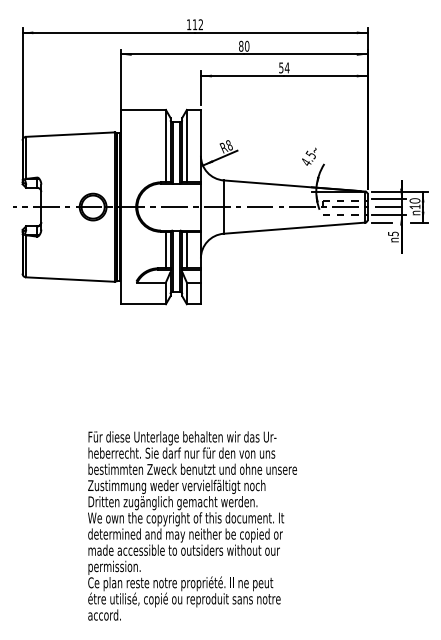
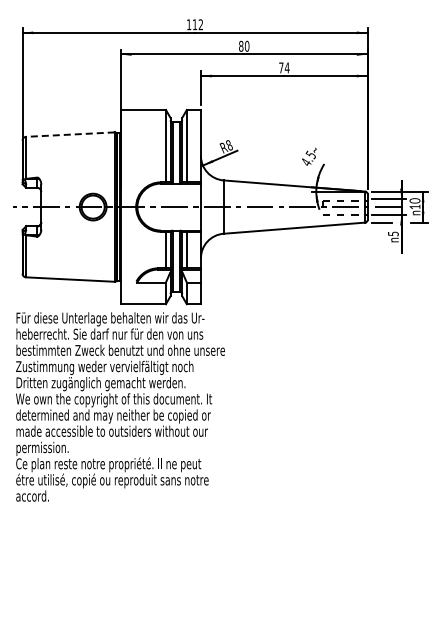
text: 54 -> 74 (281, 67)
line: solid -> dashed (69, 134)
text position: (192, 525) -> (120, 406) (120, 406)
